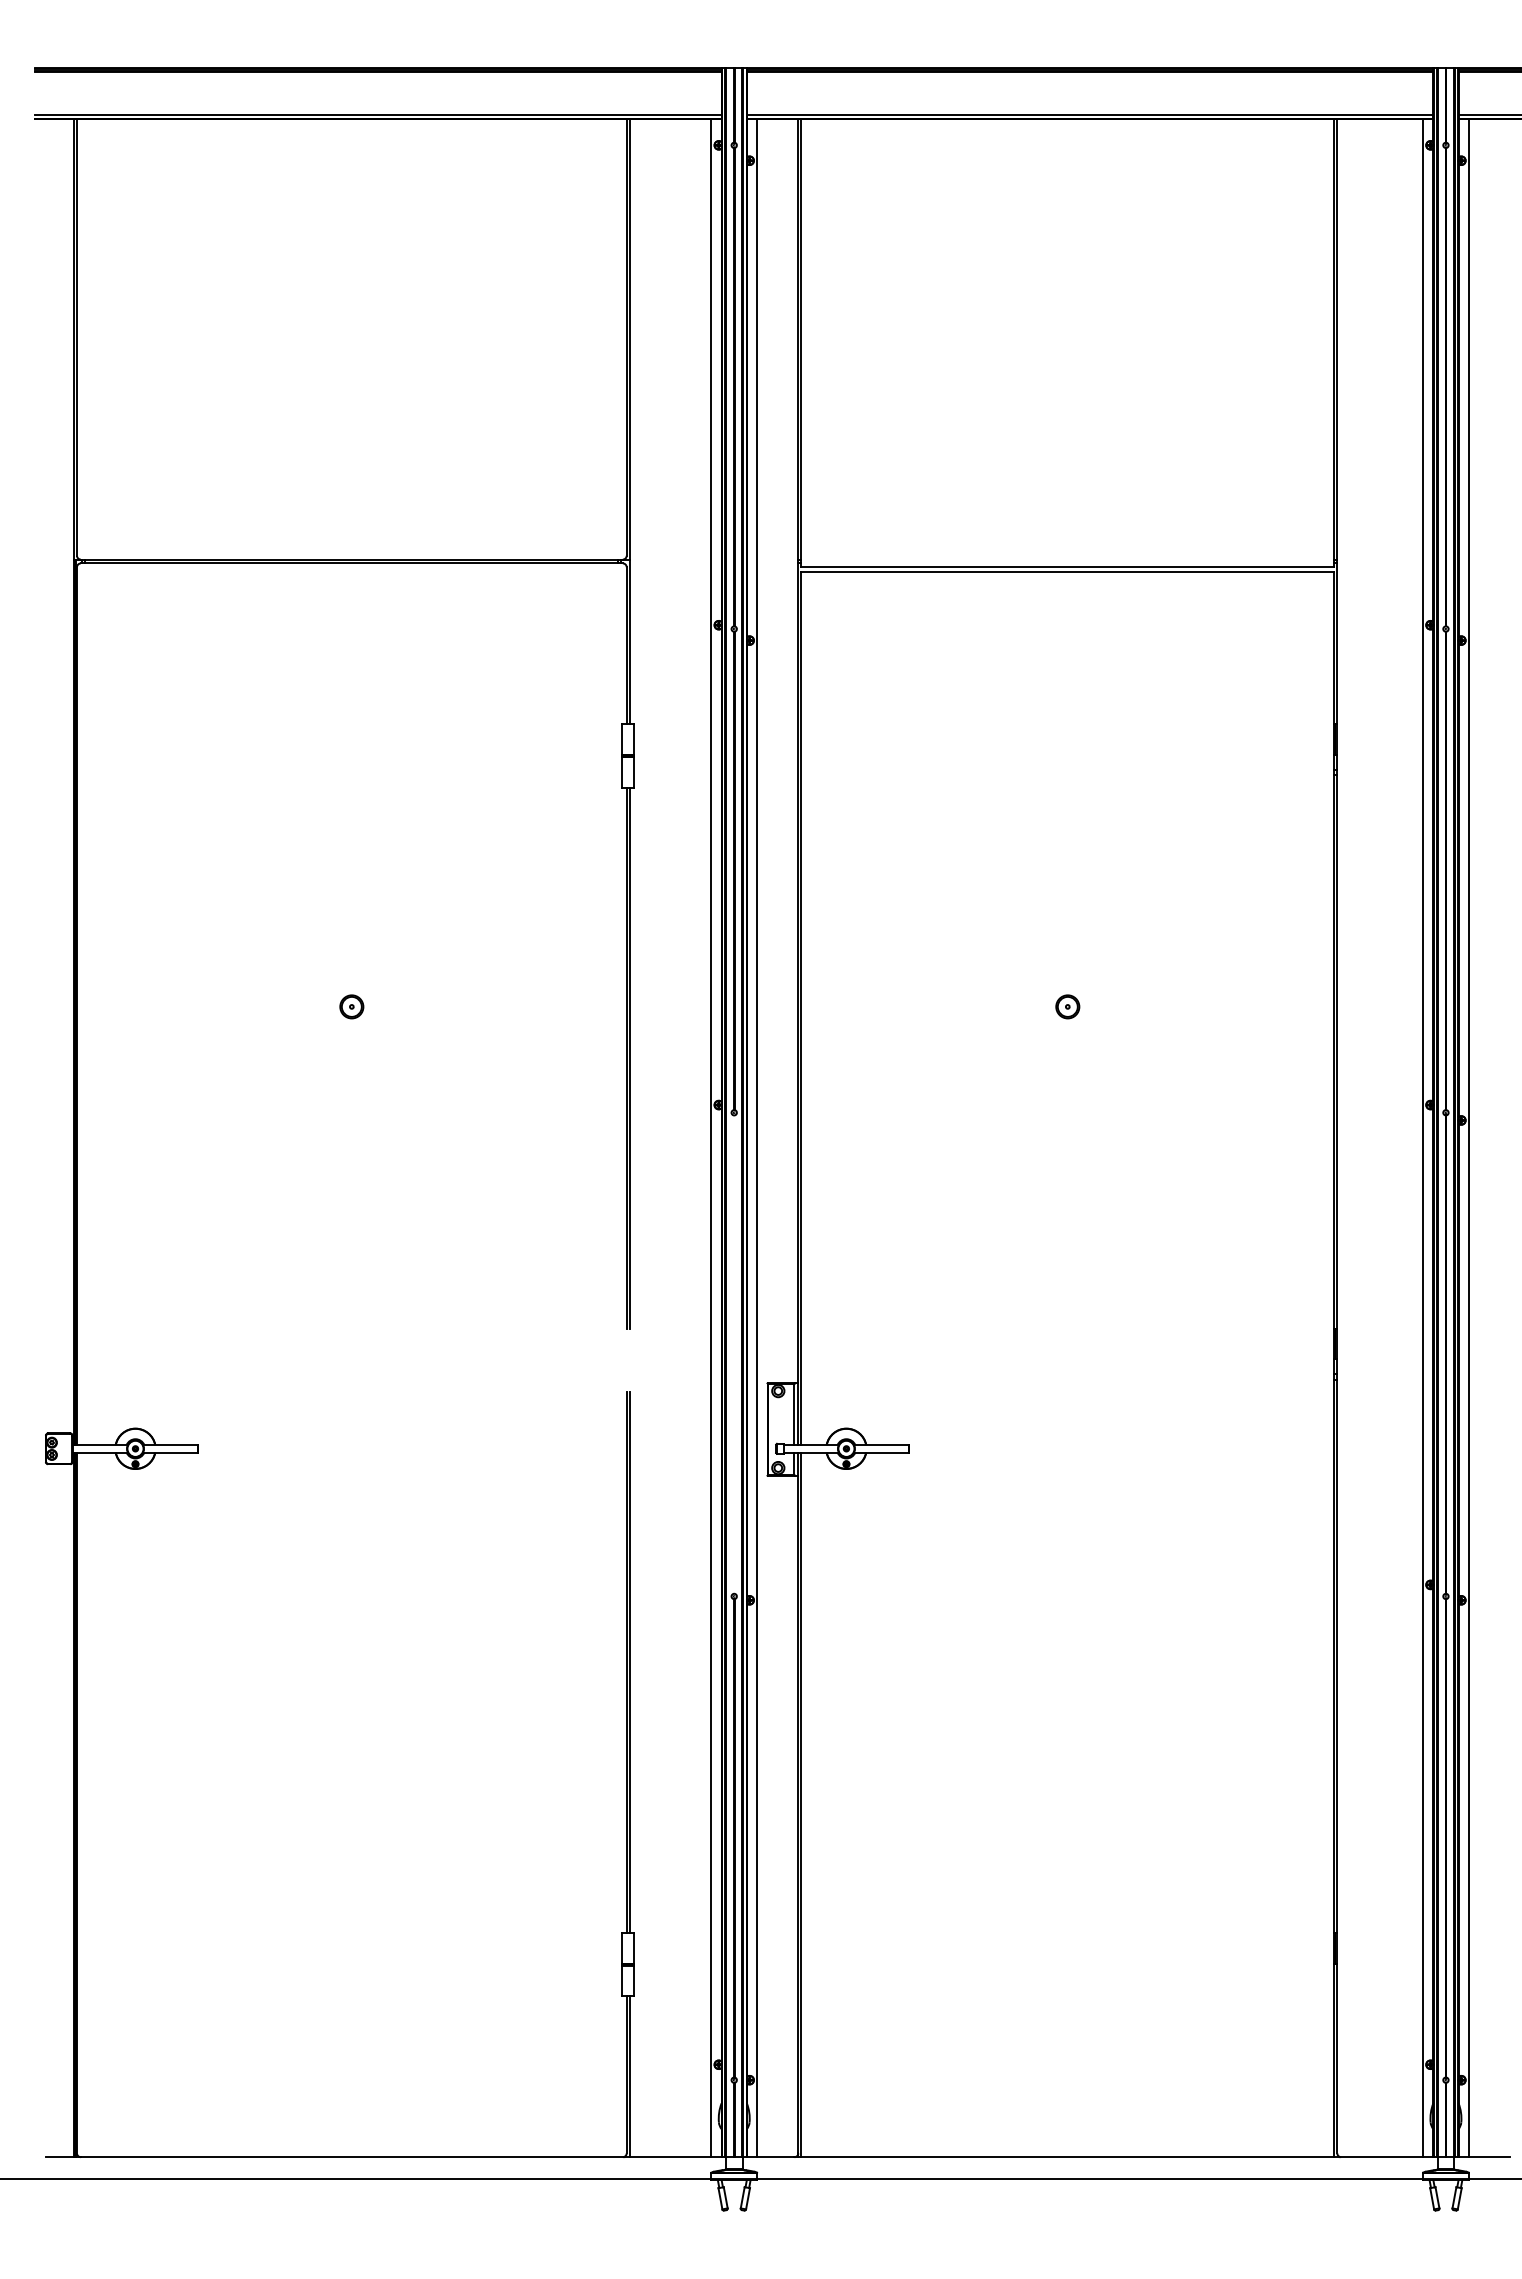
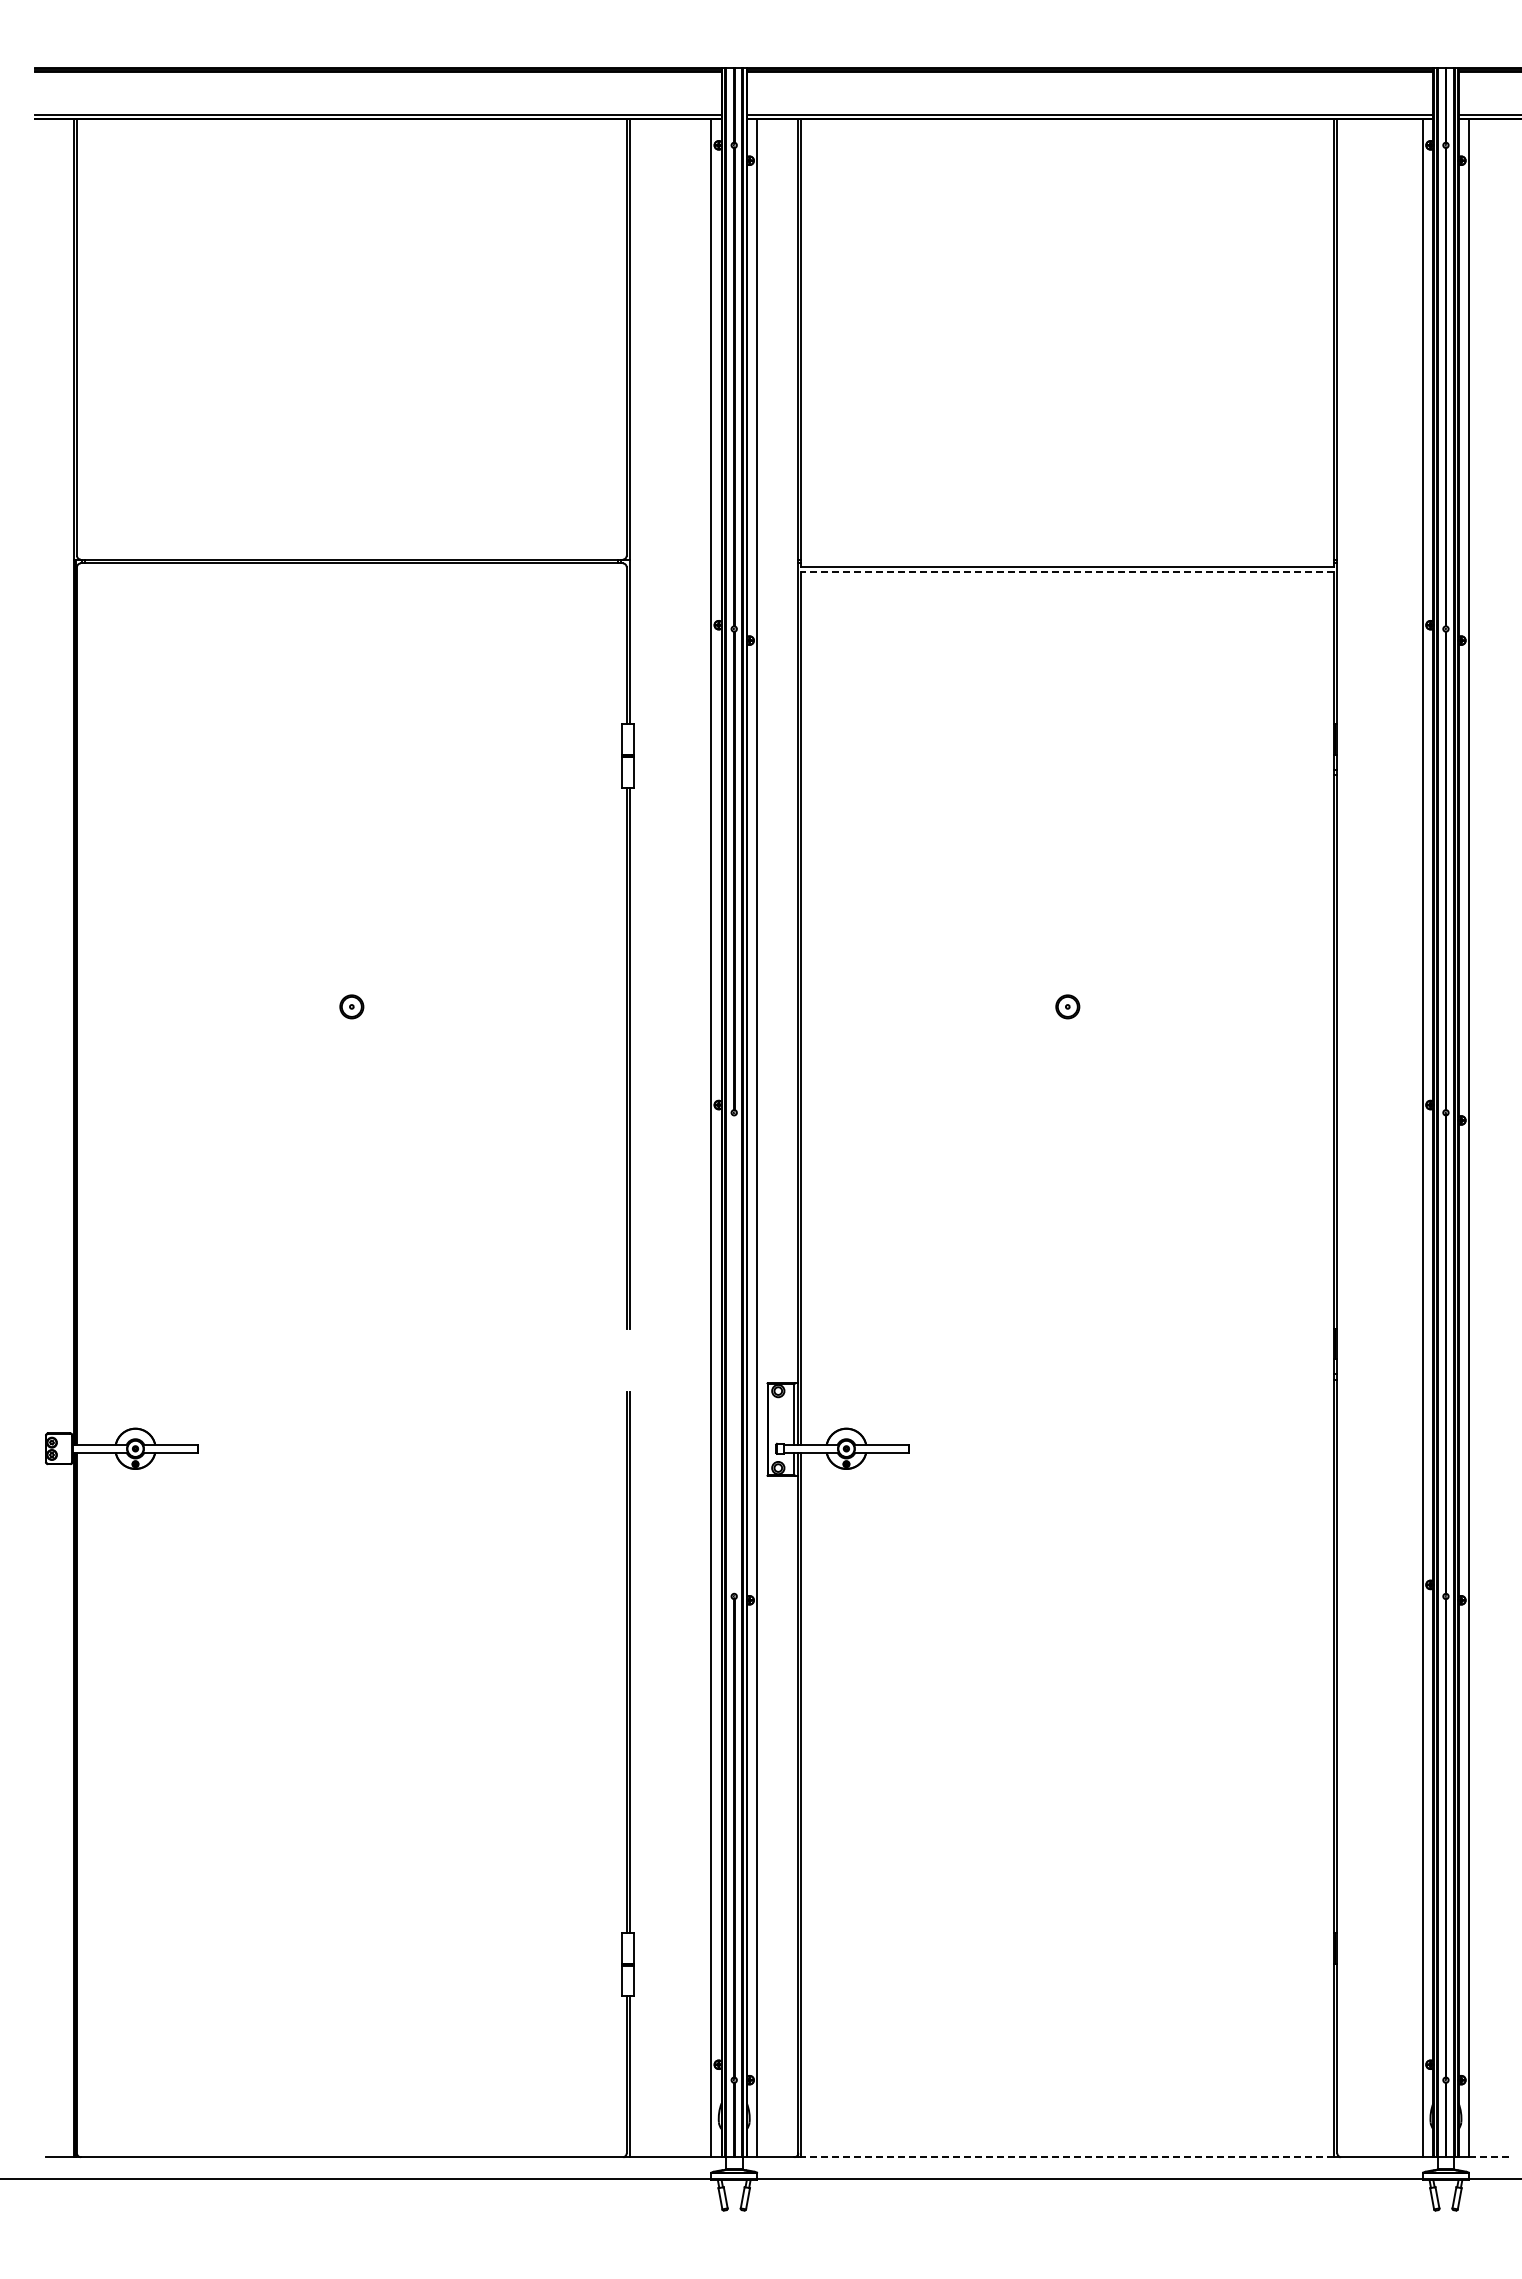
line: solid -> dashed (1067, 571)
line: solid -> dashed (1067, 2157)
line: solid -> dashed (1489, 2157)
